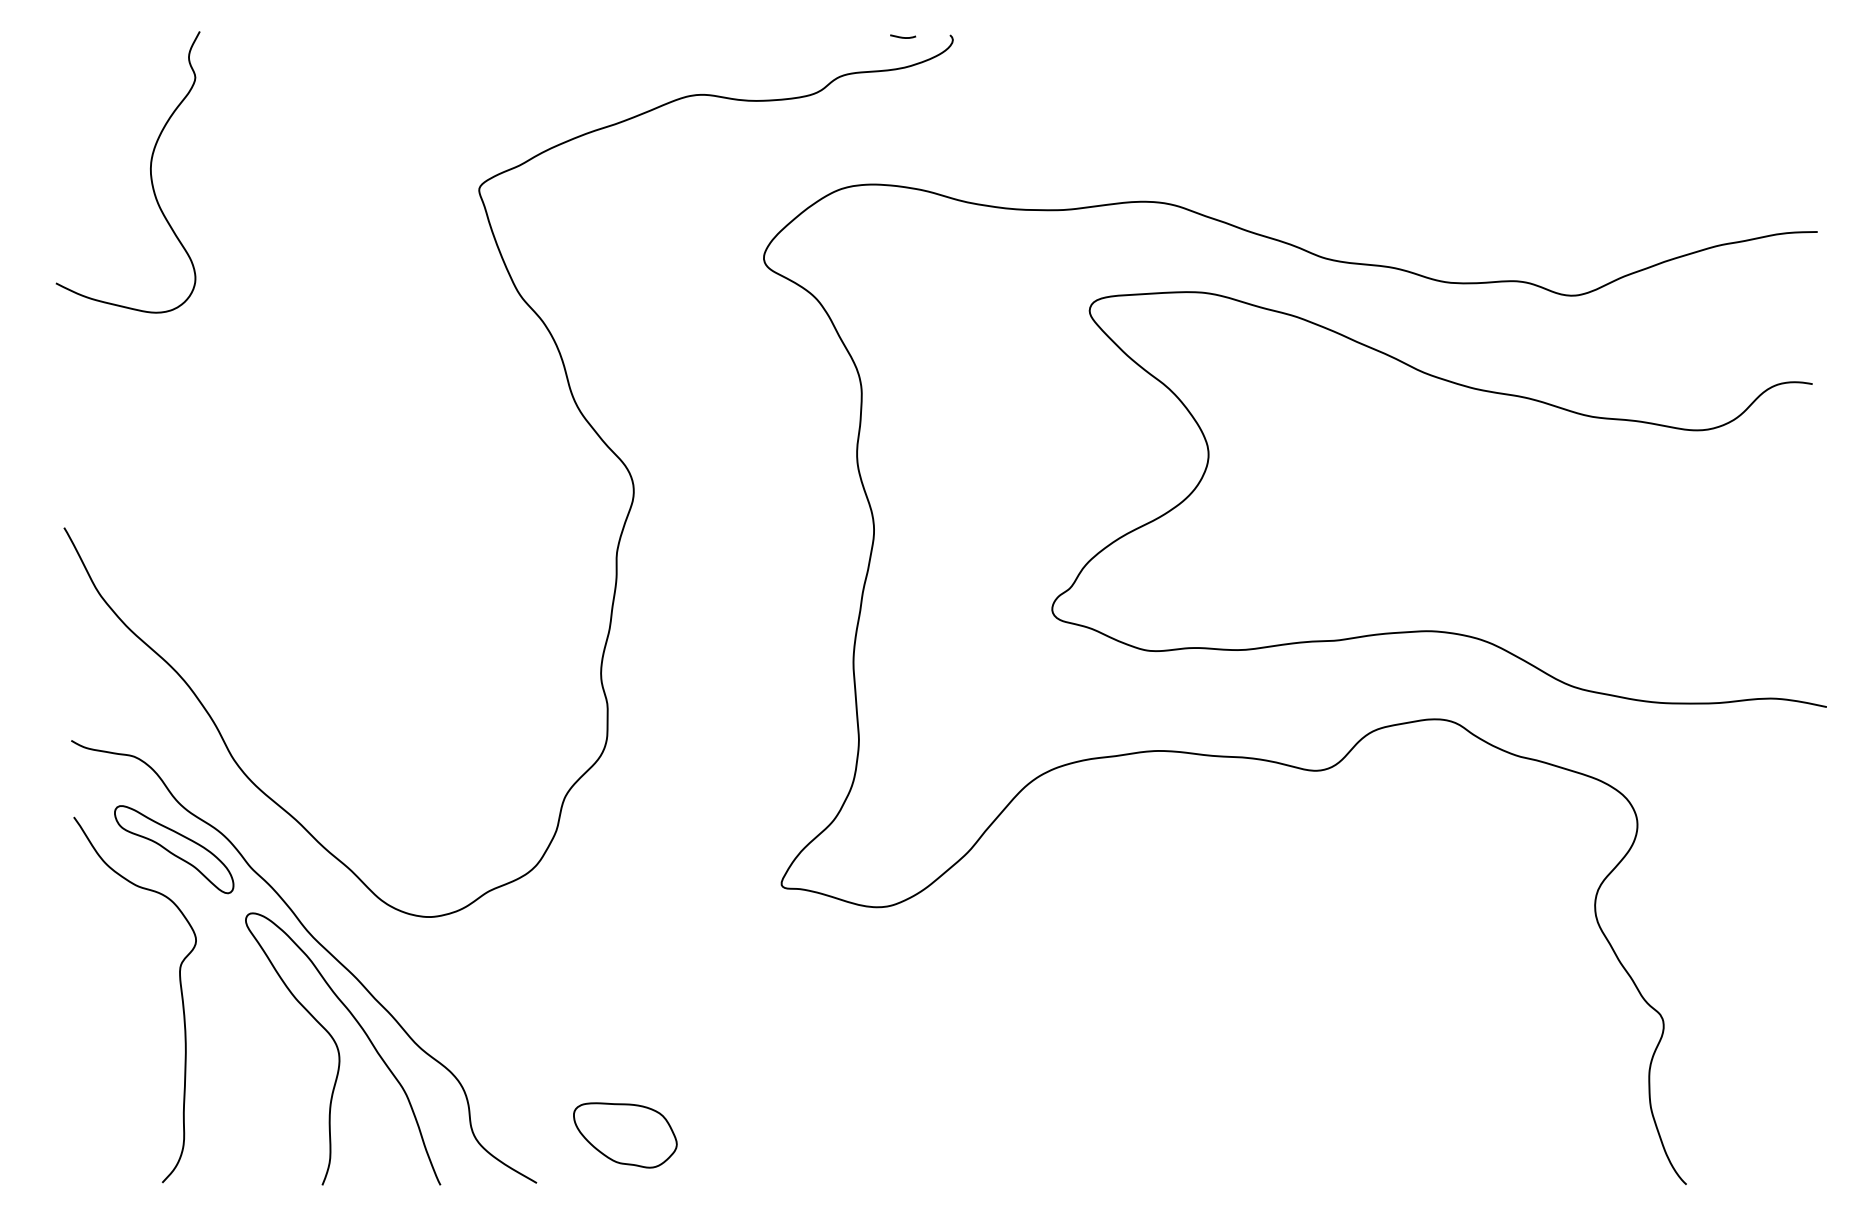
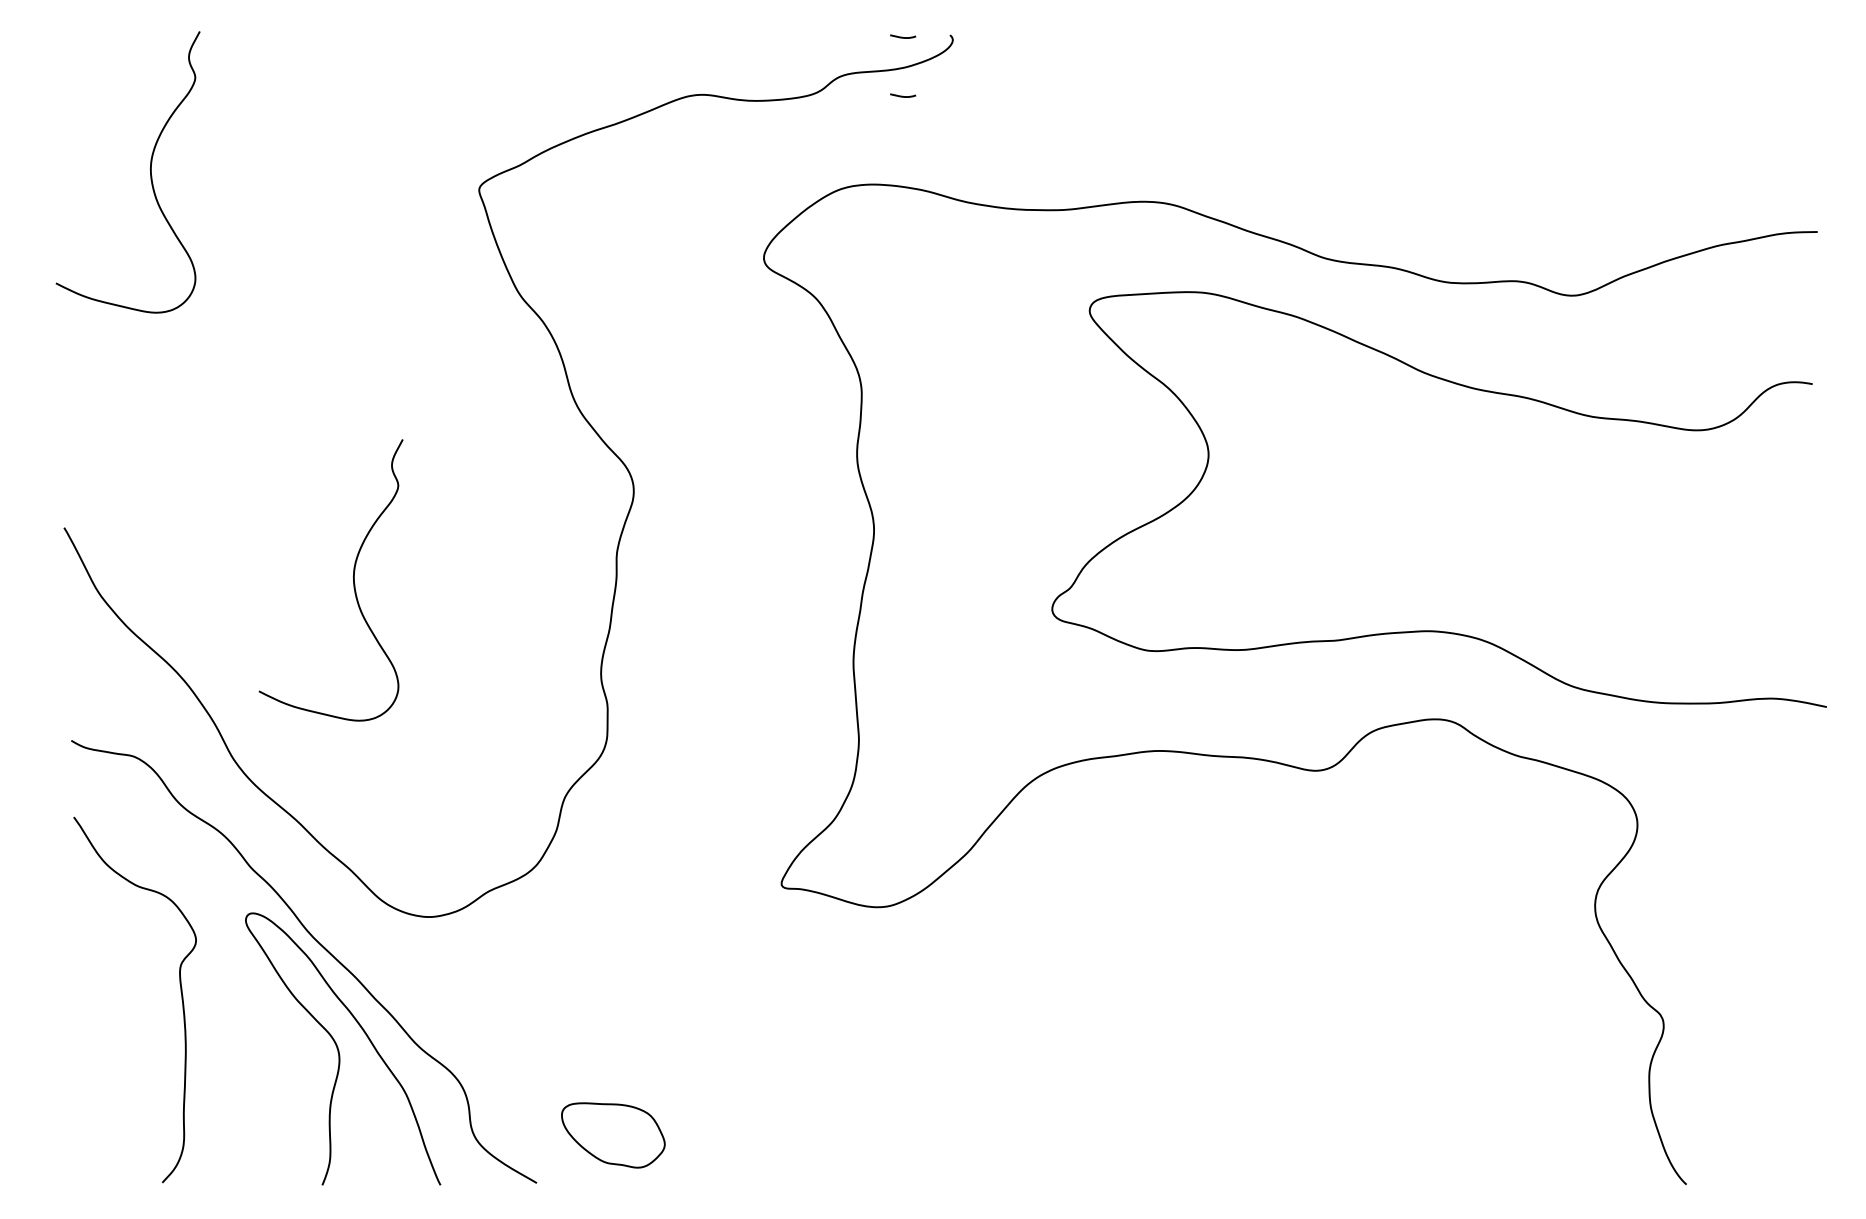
curve: none -> present (902, 95)
curve: none -> present (353, 580)
part: present -> none (174, 849)
part position: (625, 1135) -> (613, 1135) (613, 1135)
